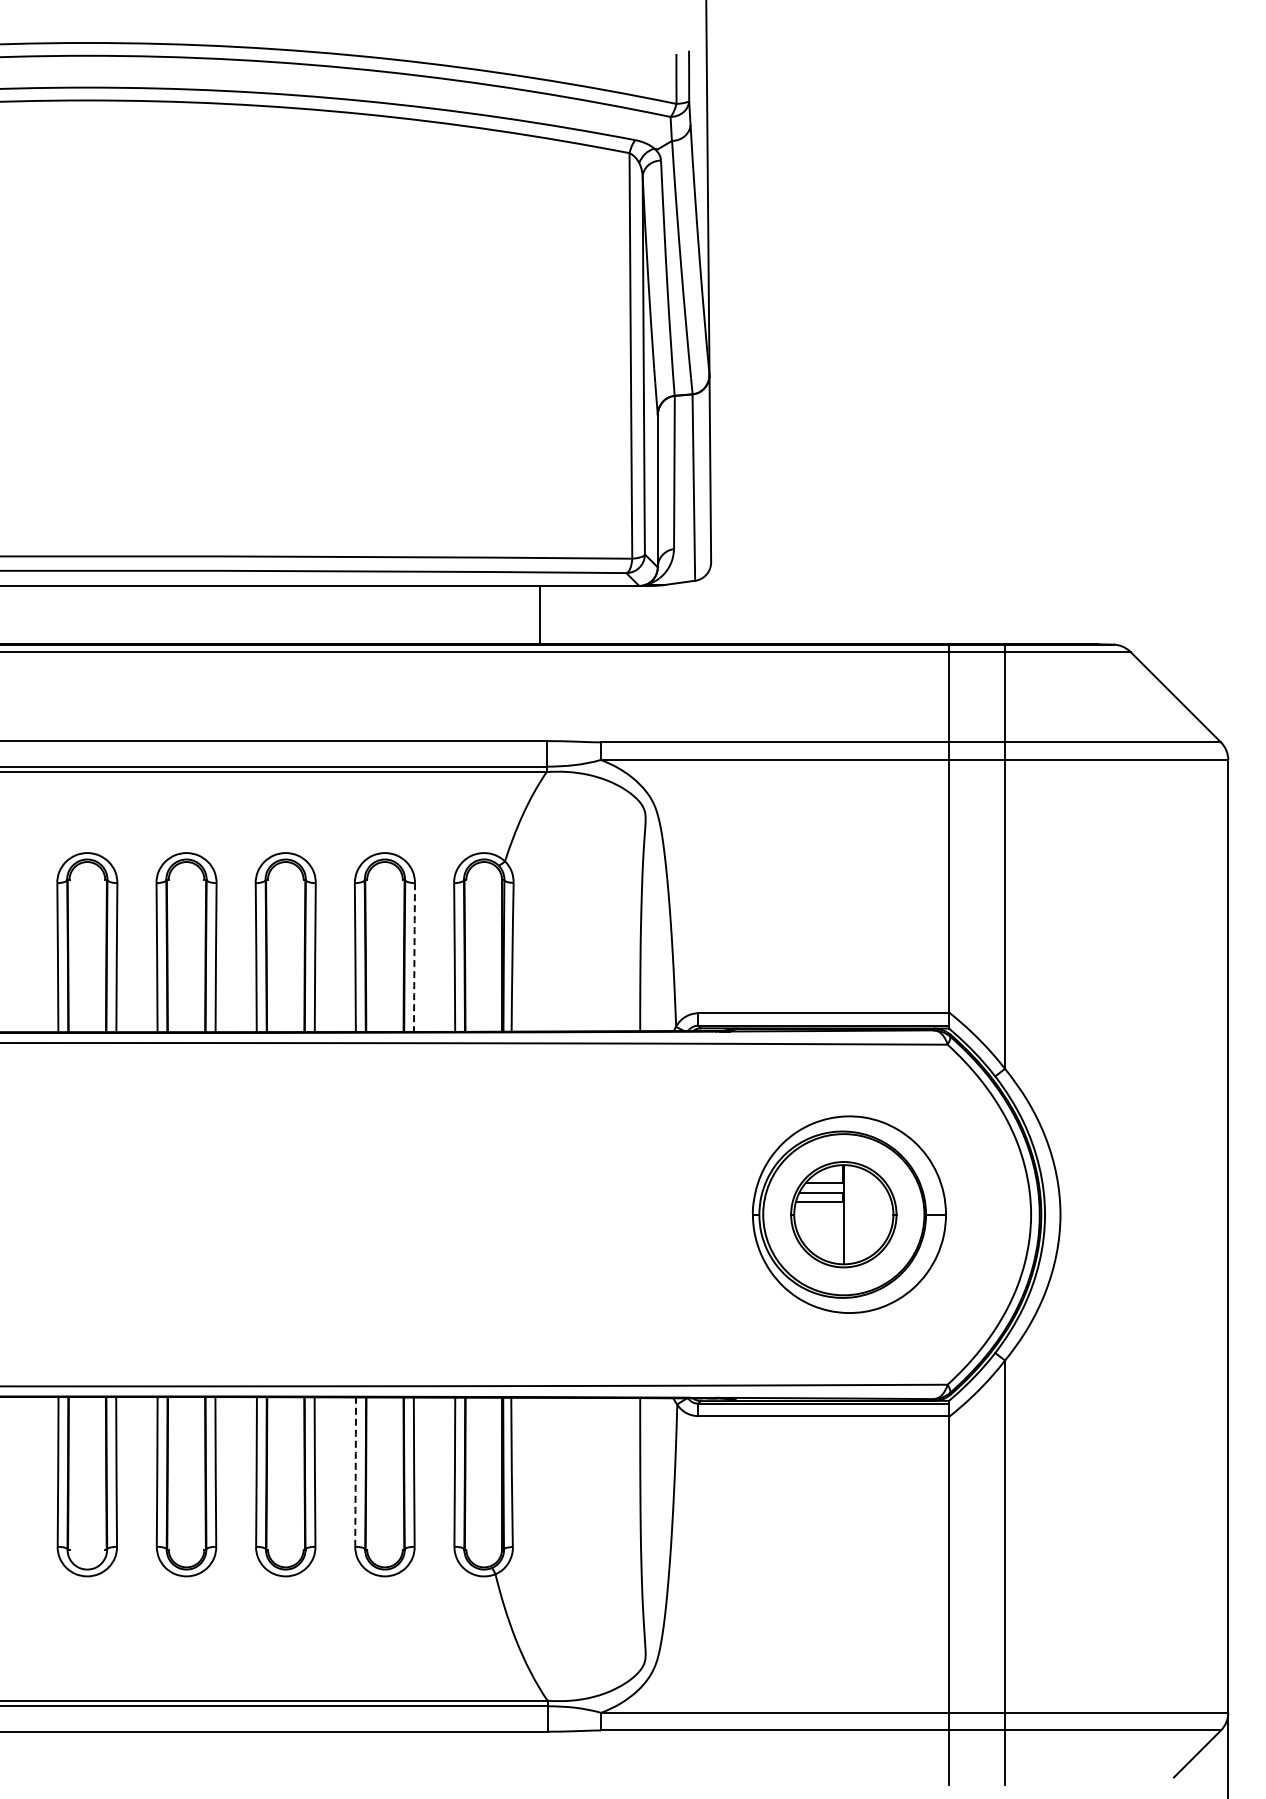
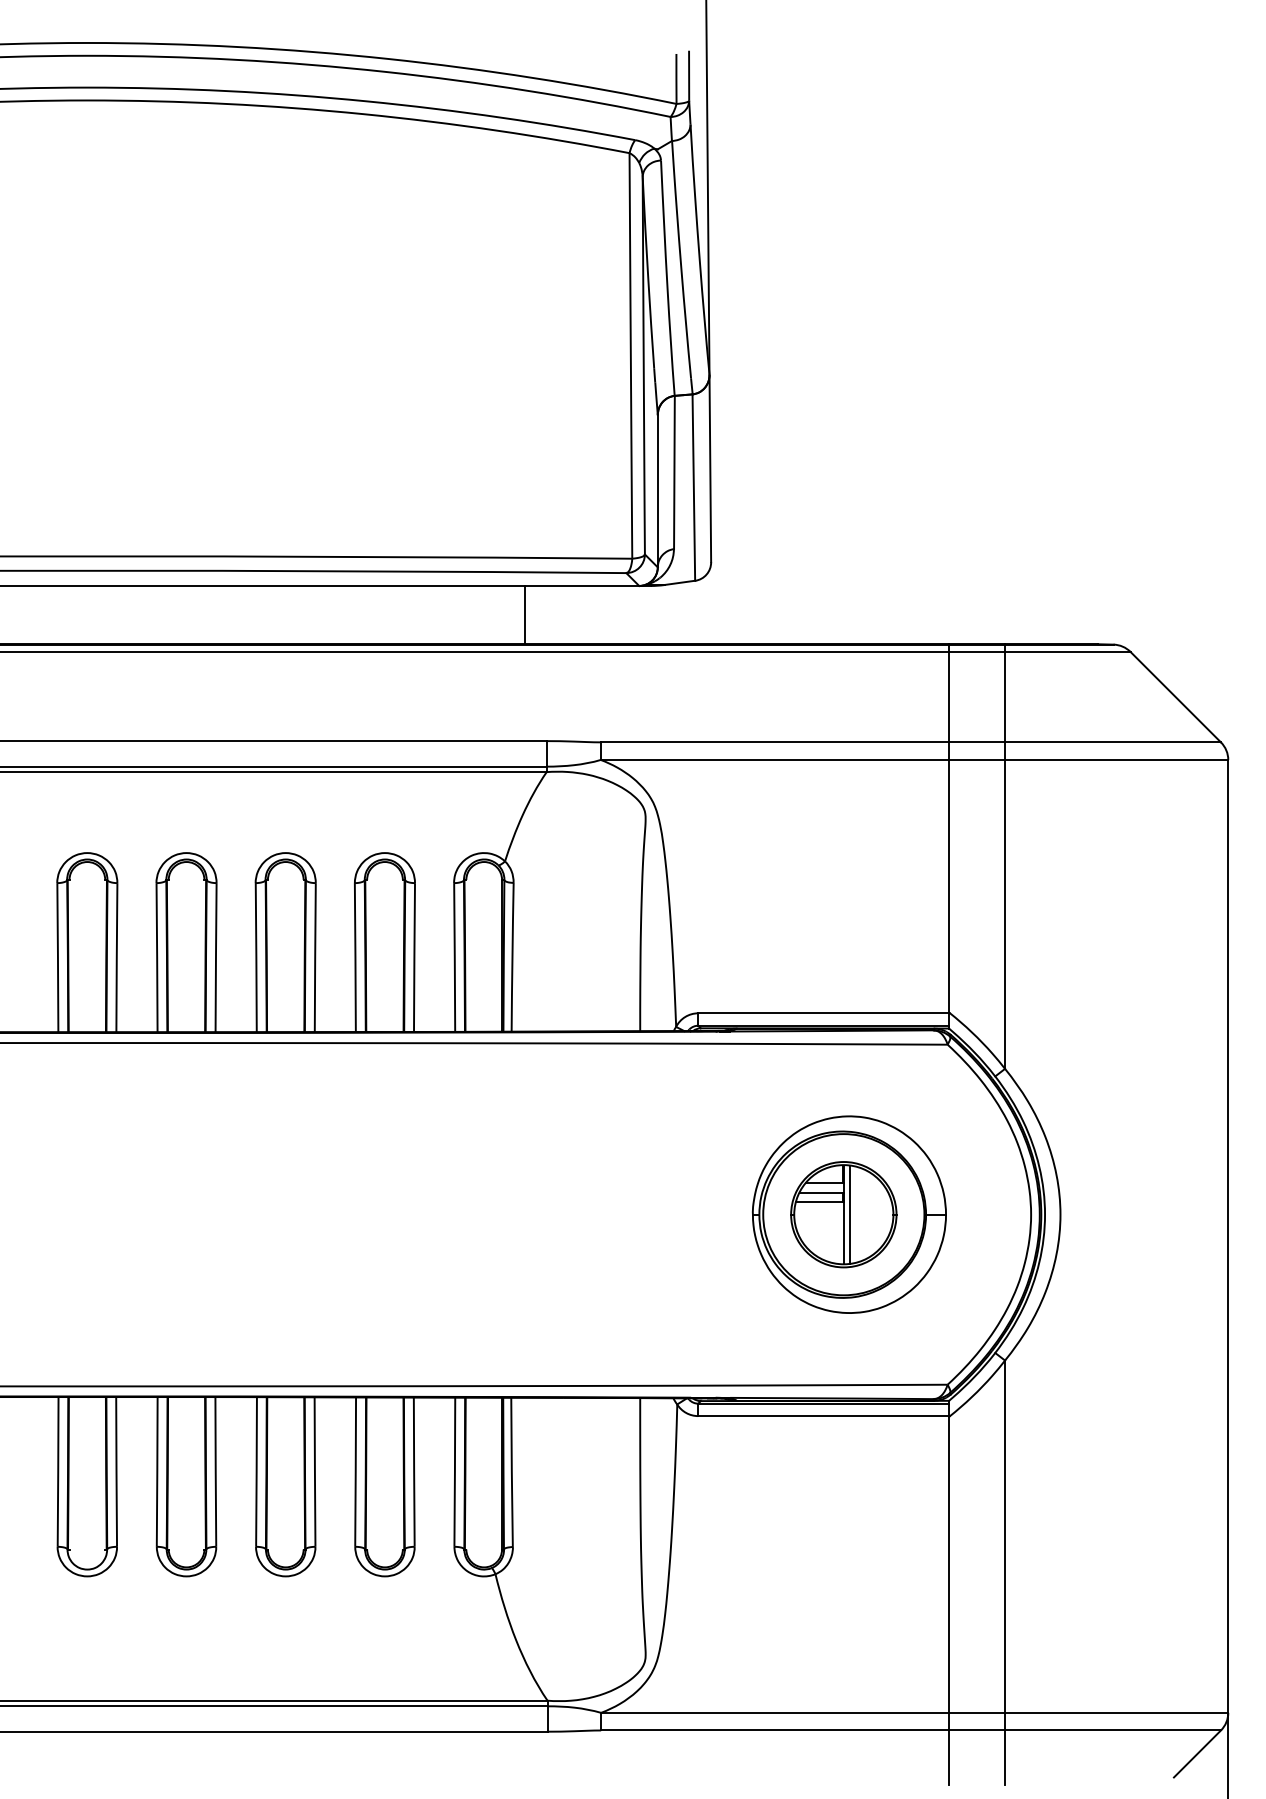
line position: (539, 614) -> (524, 614) (524, 614)
arc: dashed -> solid (414, 957)
line: none -> present (850, 1214)
arc: dashed -> solid (355, 1472)
